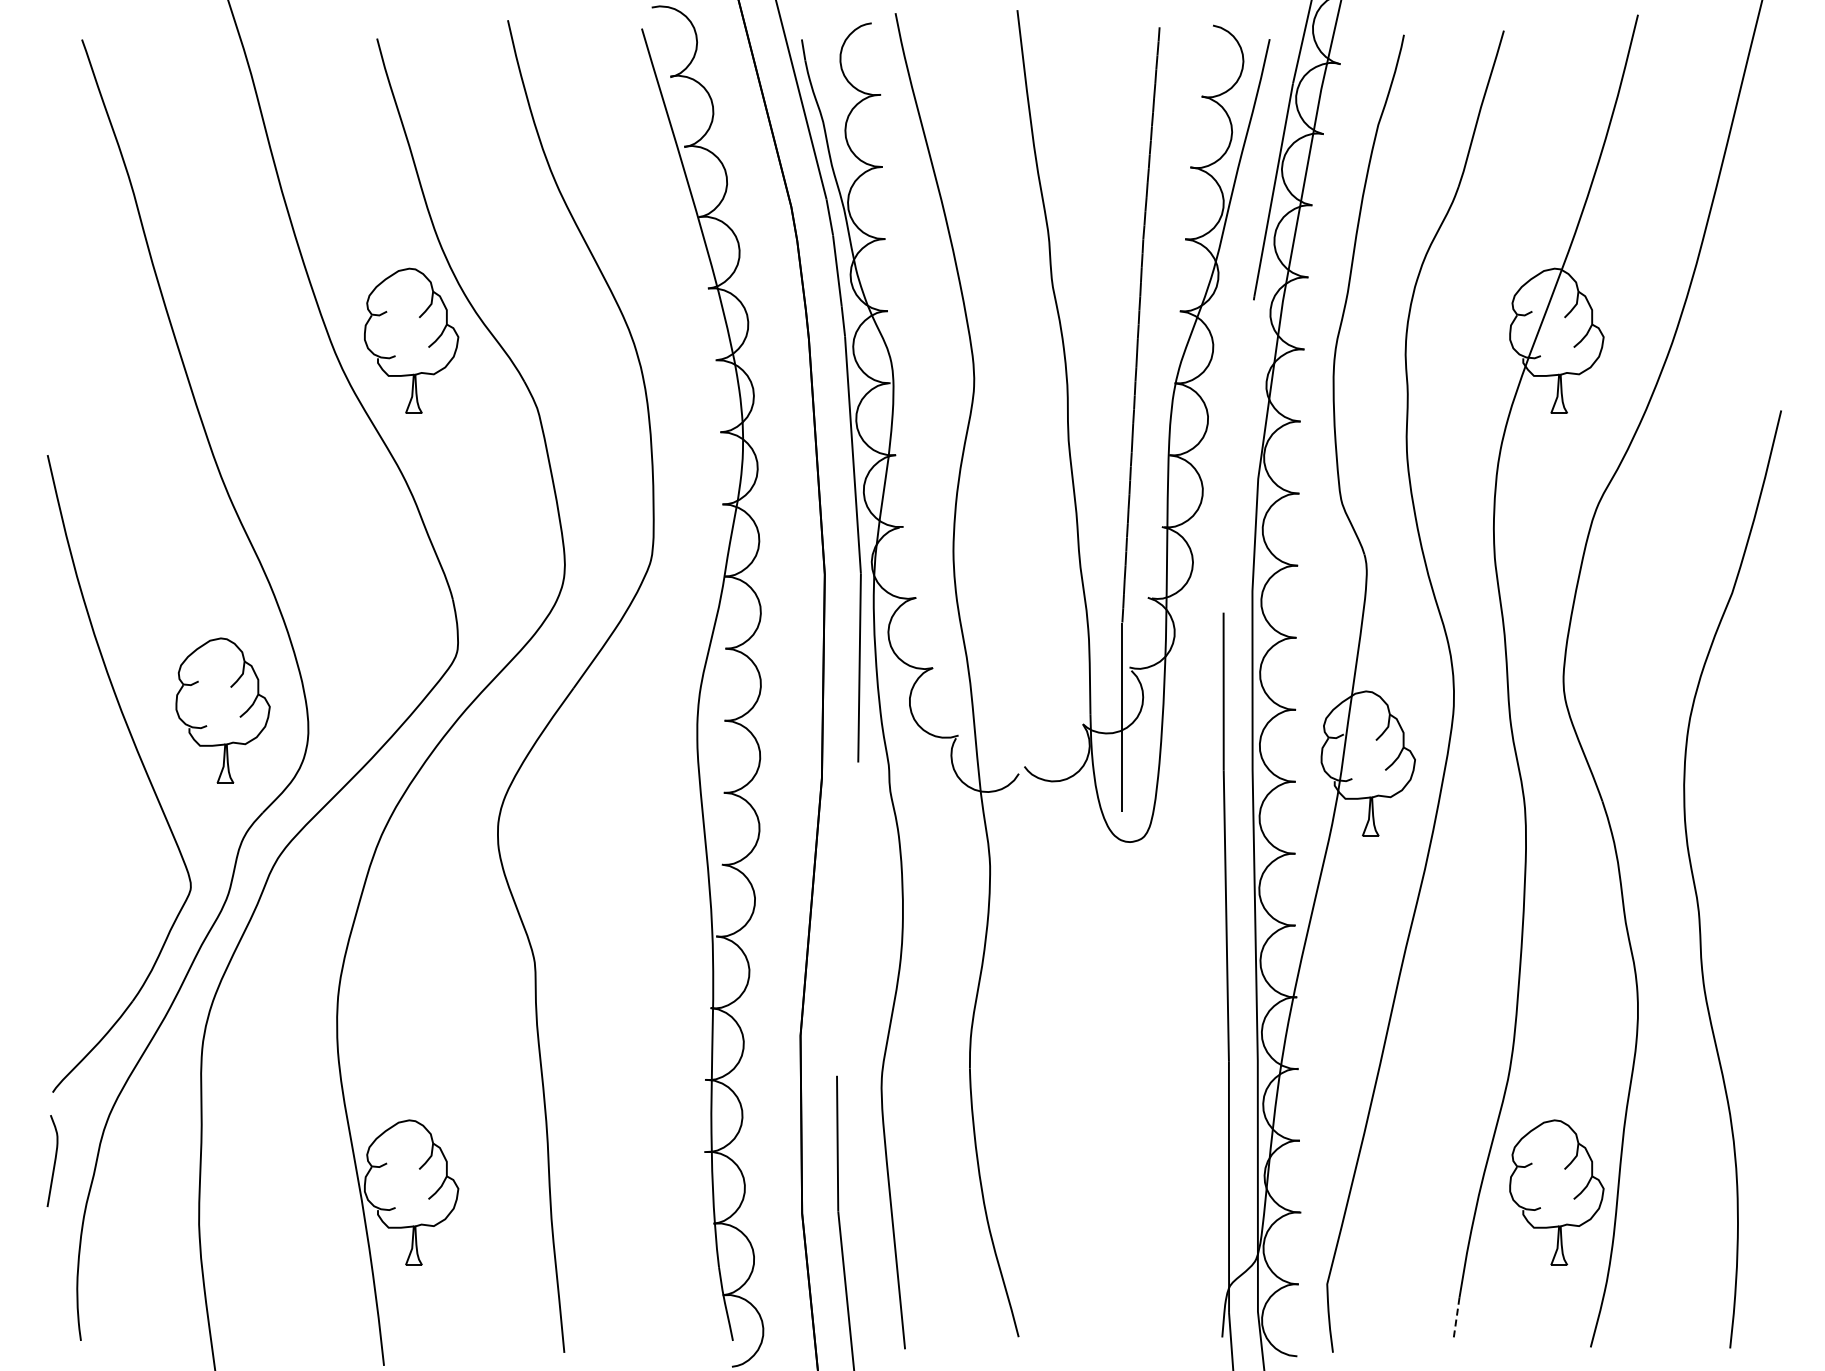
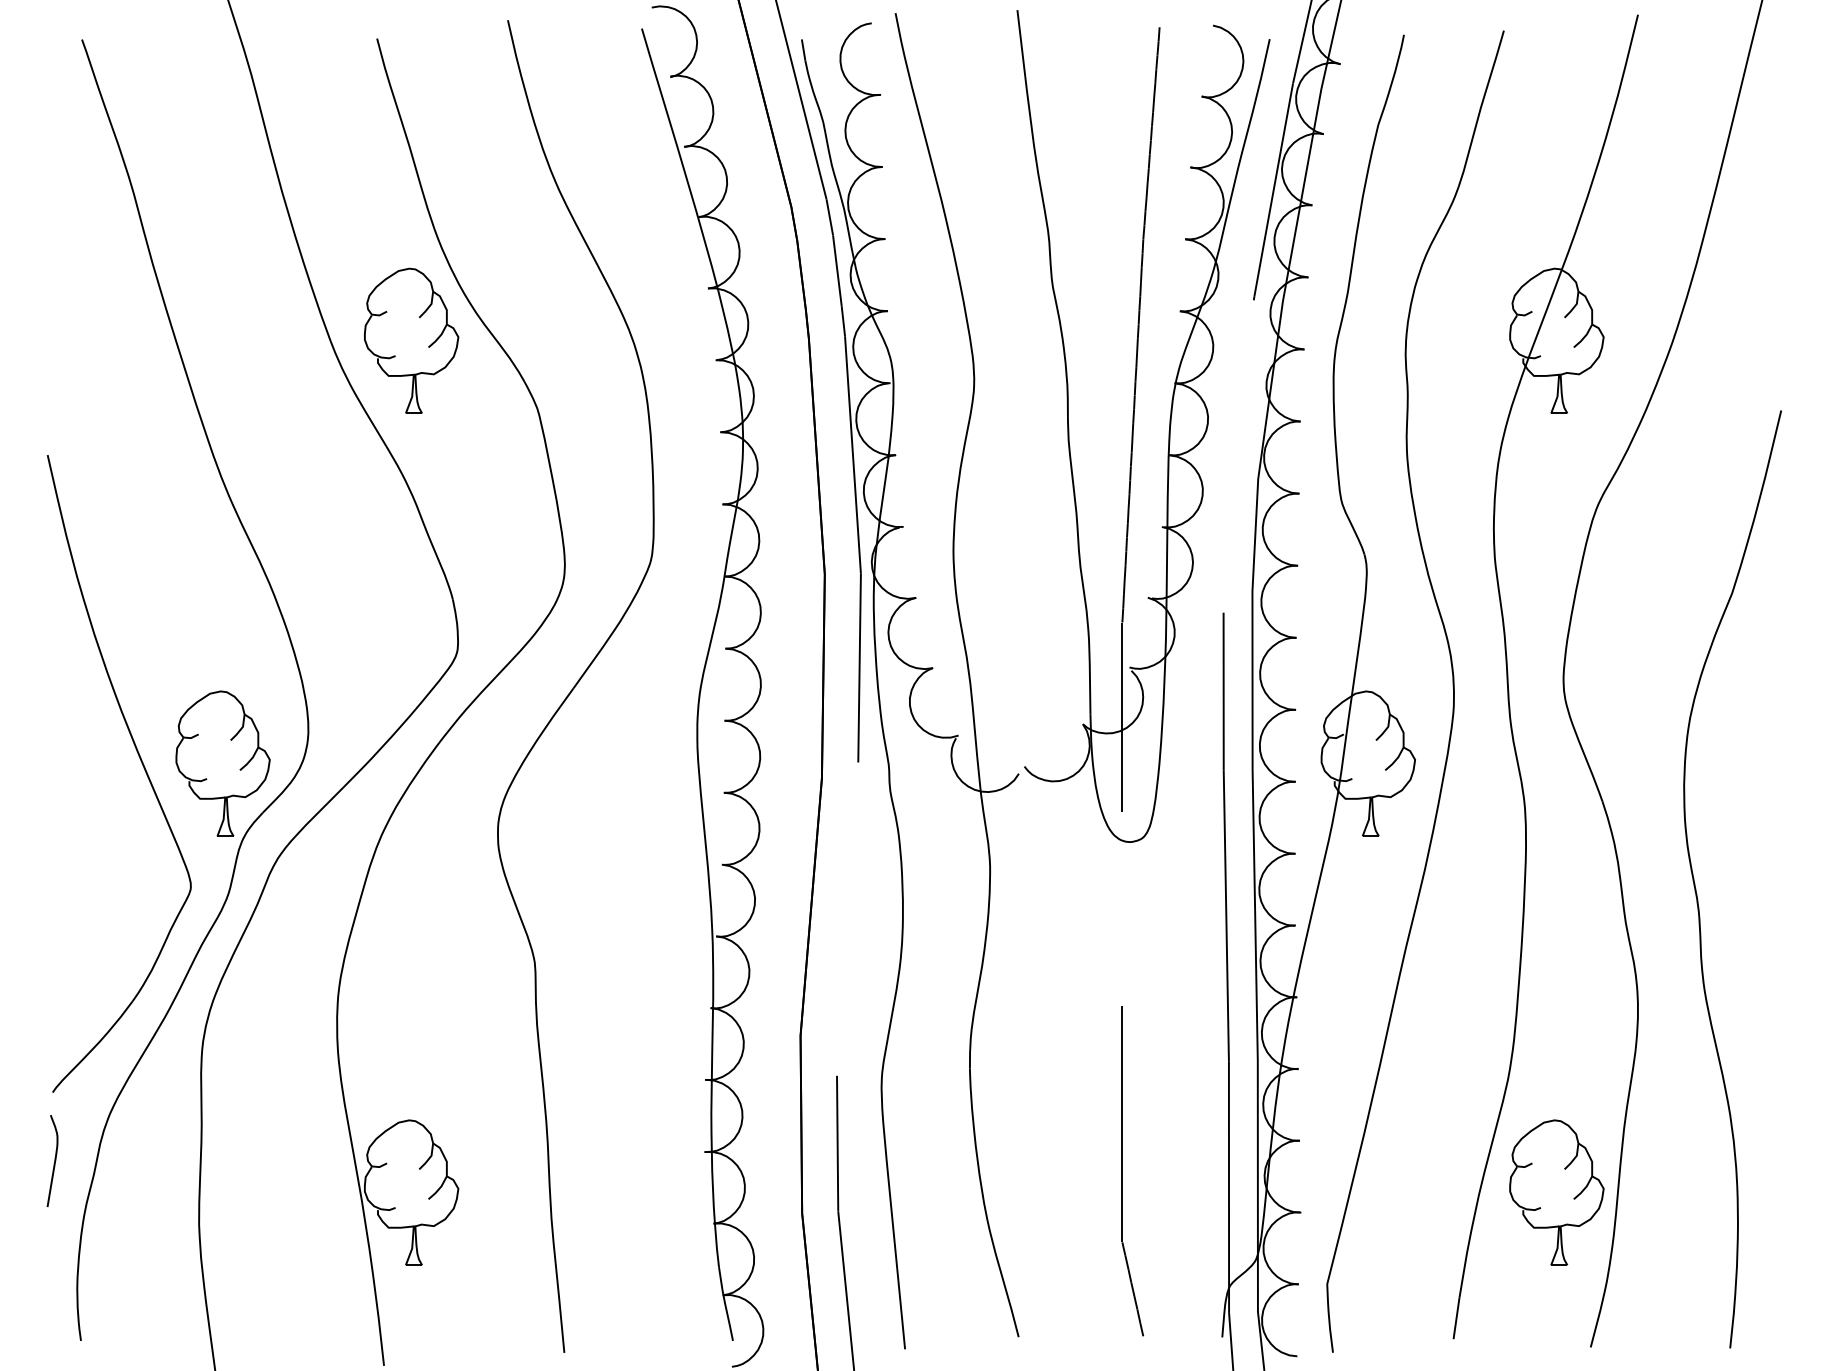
part position: (222, 710) -> (222, 763) (222, 763)
curve: none -> present (1122, 1171)
line: dashed -> solid (1456, 1318)
